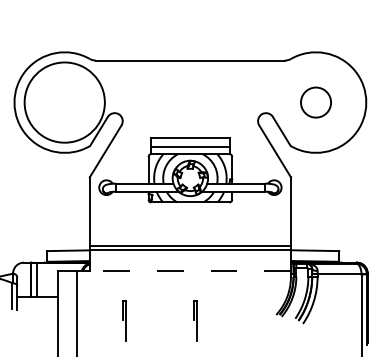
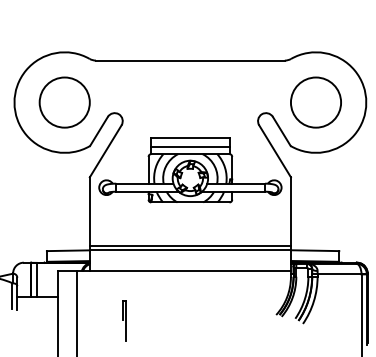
circle diameter: 80 px -> 50 px (64, 102)
circle diameter: 30 px -> 50 px (315, 102)
line: dashed -> solid (190, 271)
part: present -> none (195, 320)
